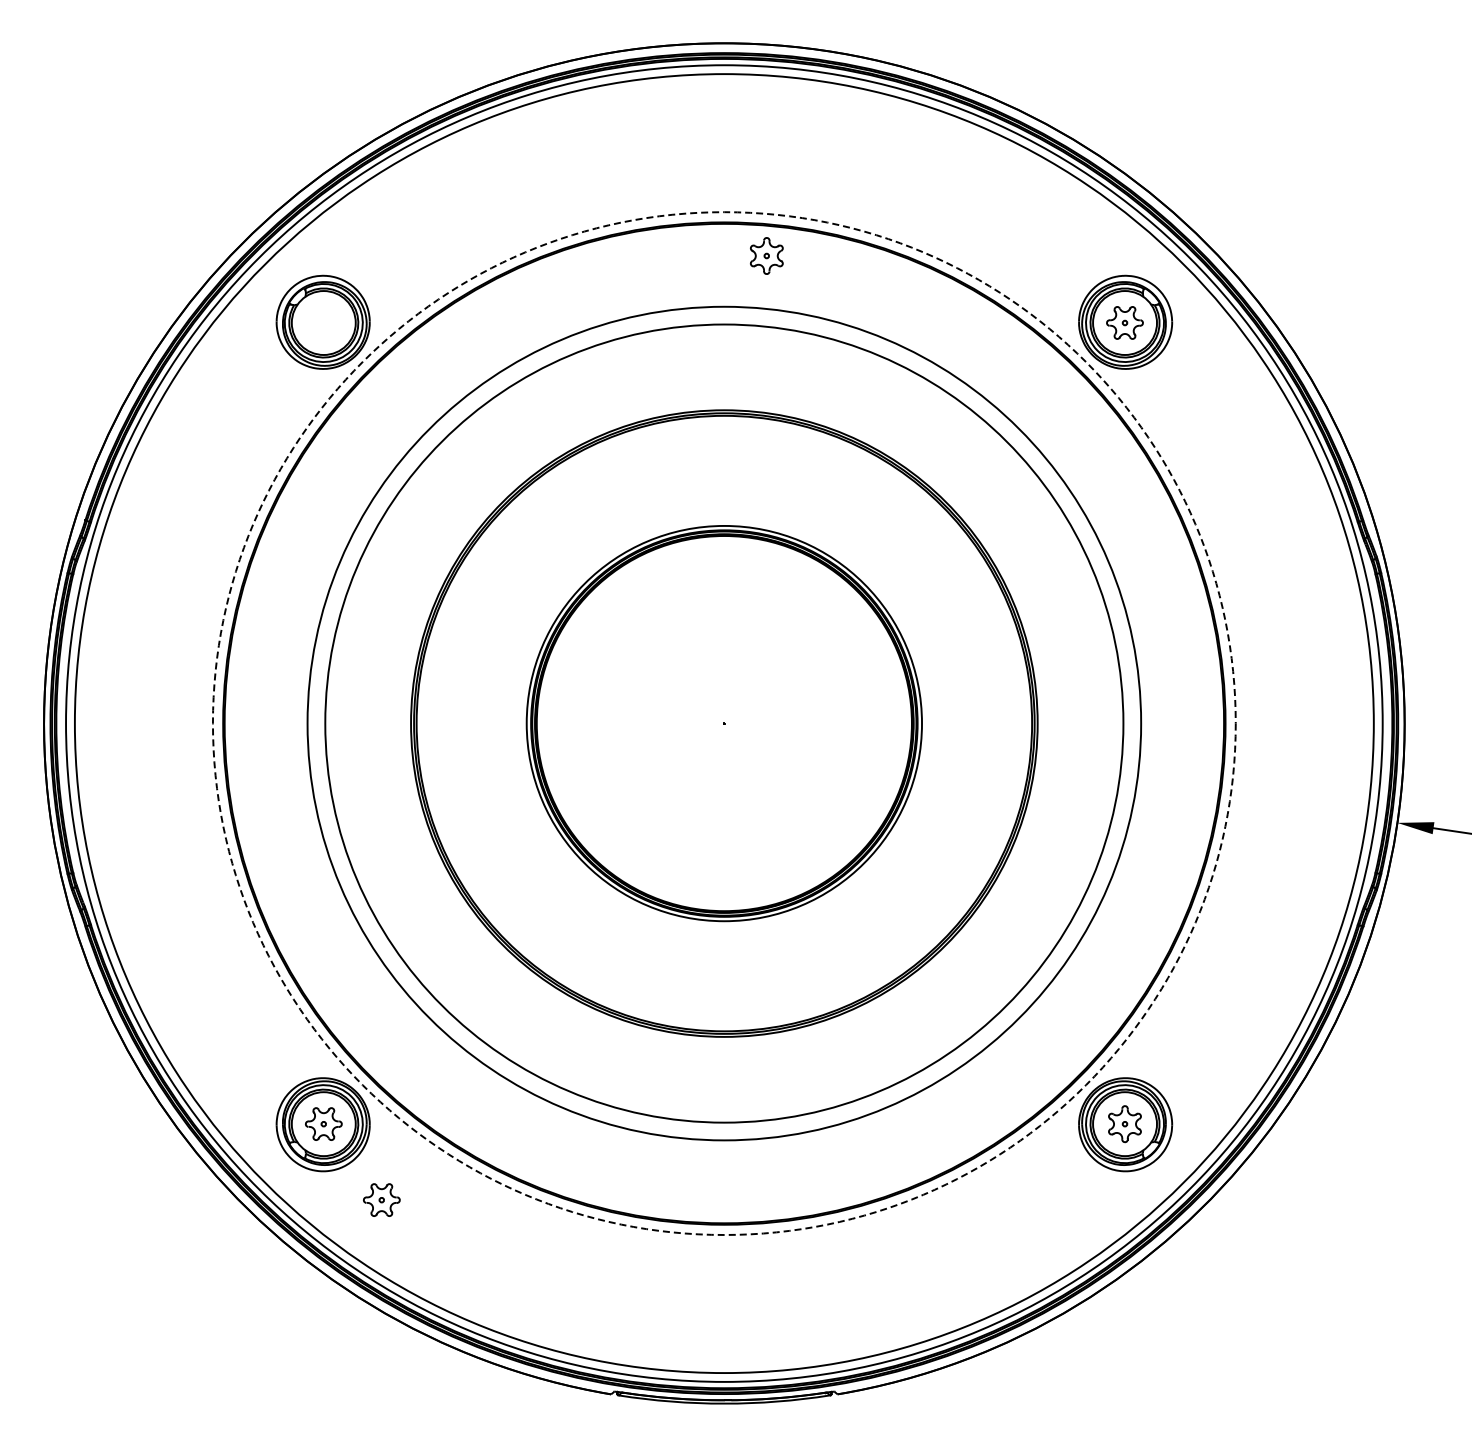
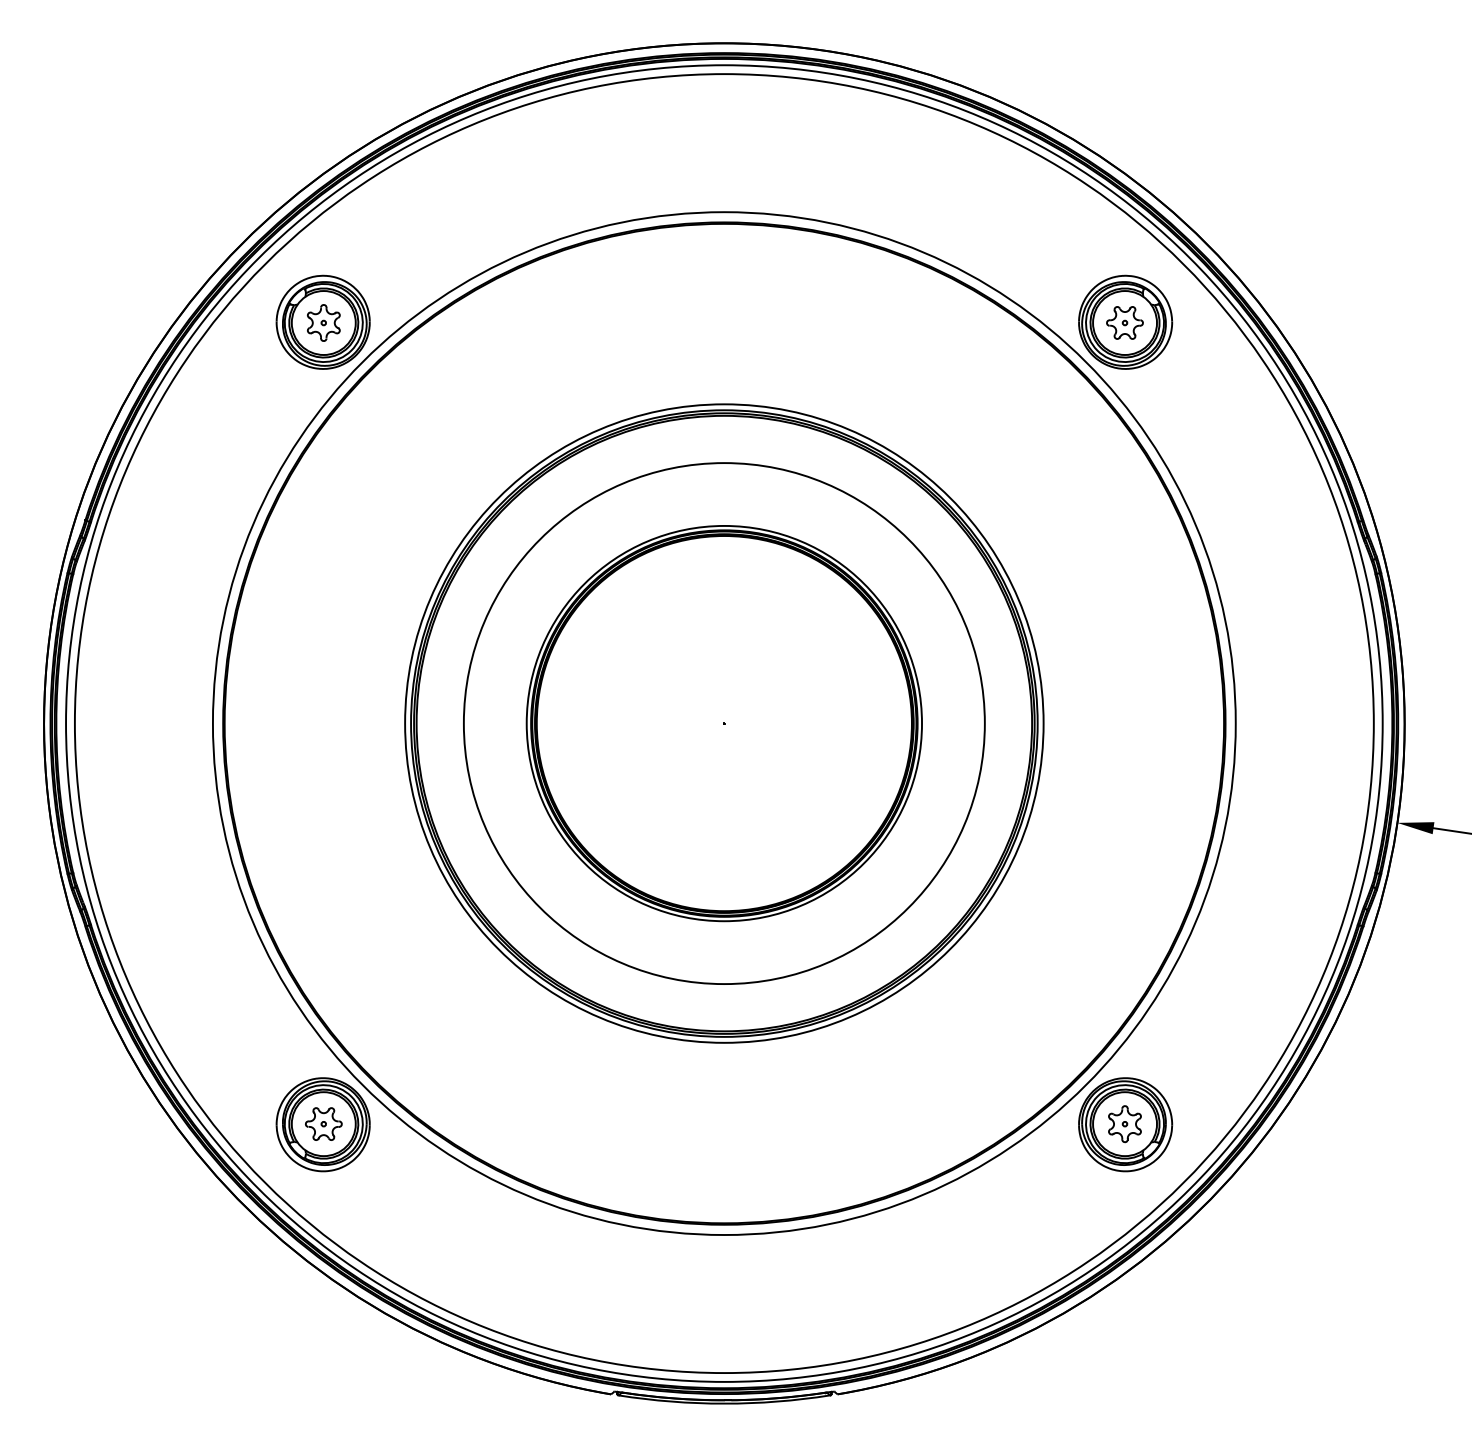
part position: (766, 255) -> (323, 322) (323, 322)
circle: dashed -> solid (723, 723)
circle diameter: 798 px -> 639 px (724, 723)
circle diameter: 834 px -> 521 px (723, 723)
part: present -> none (381, 1199)
